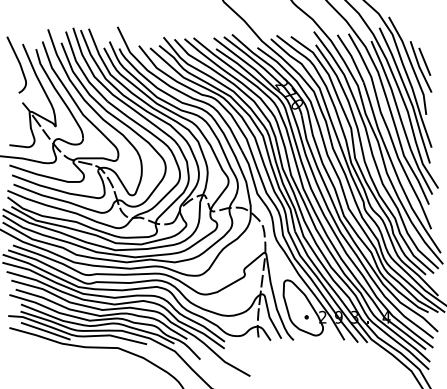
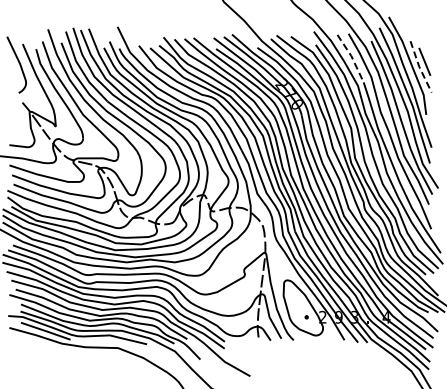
line: solid -> dashed (352, 57)
line: solid -> dashed (419, 66)
